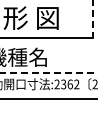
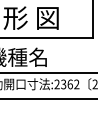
line: dashed -> solid (92, 18)
line: dashed -> solid (49, 72)
